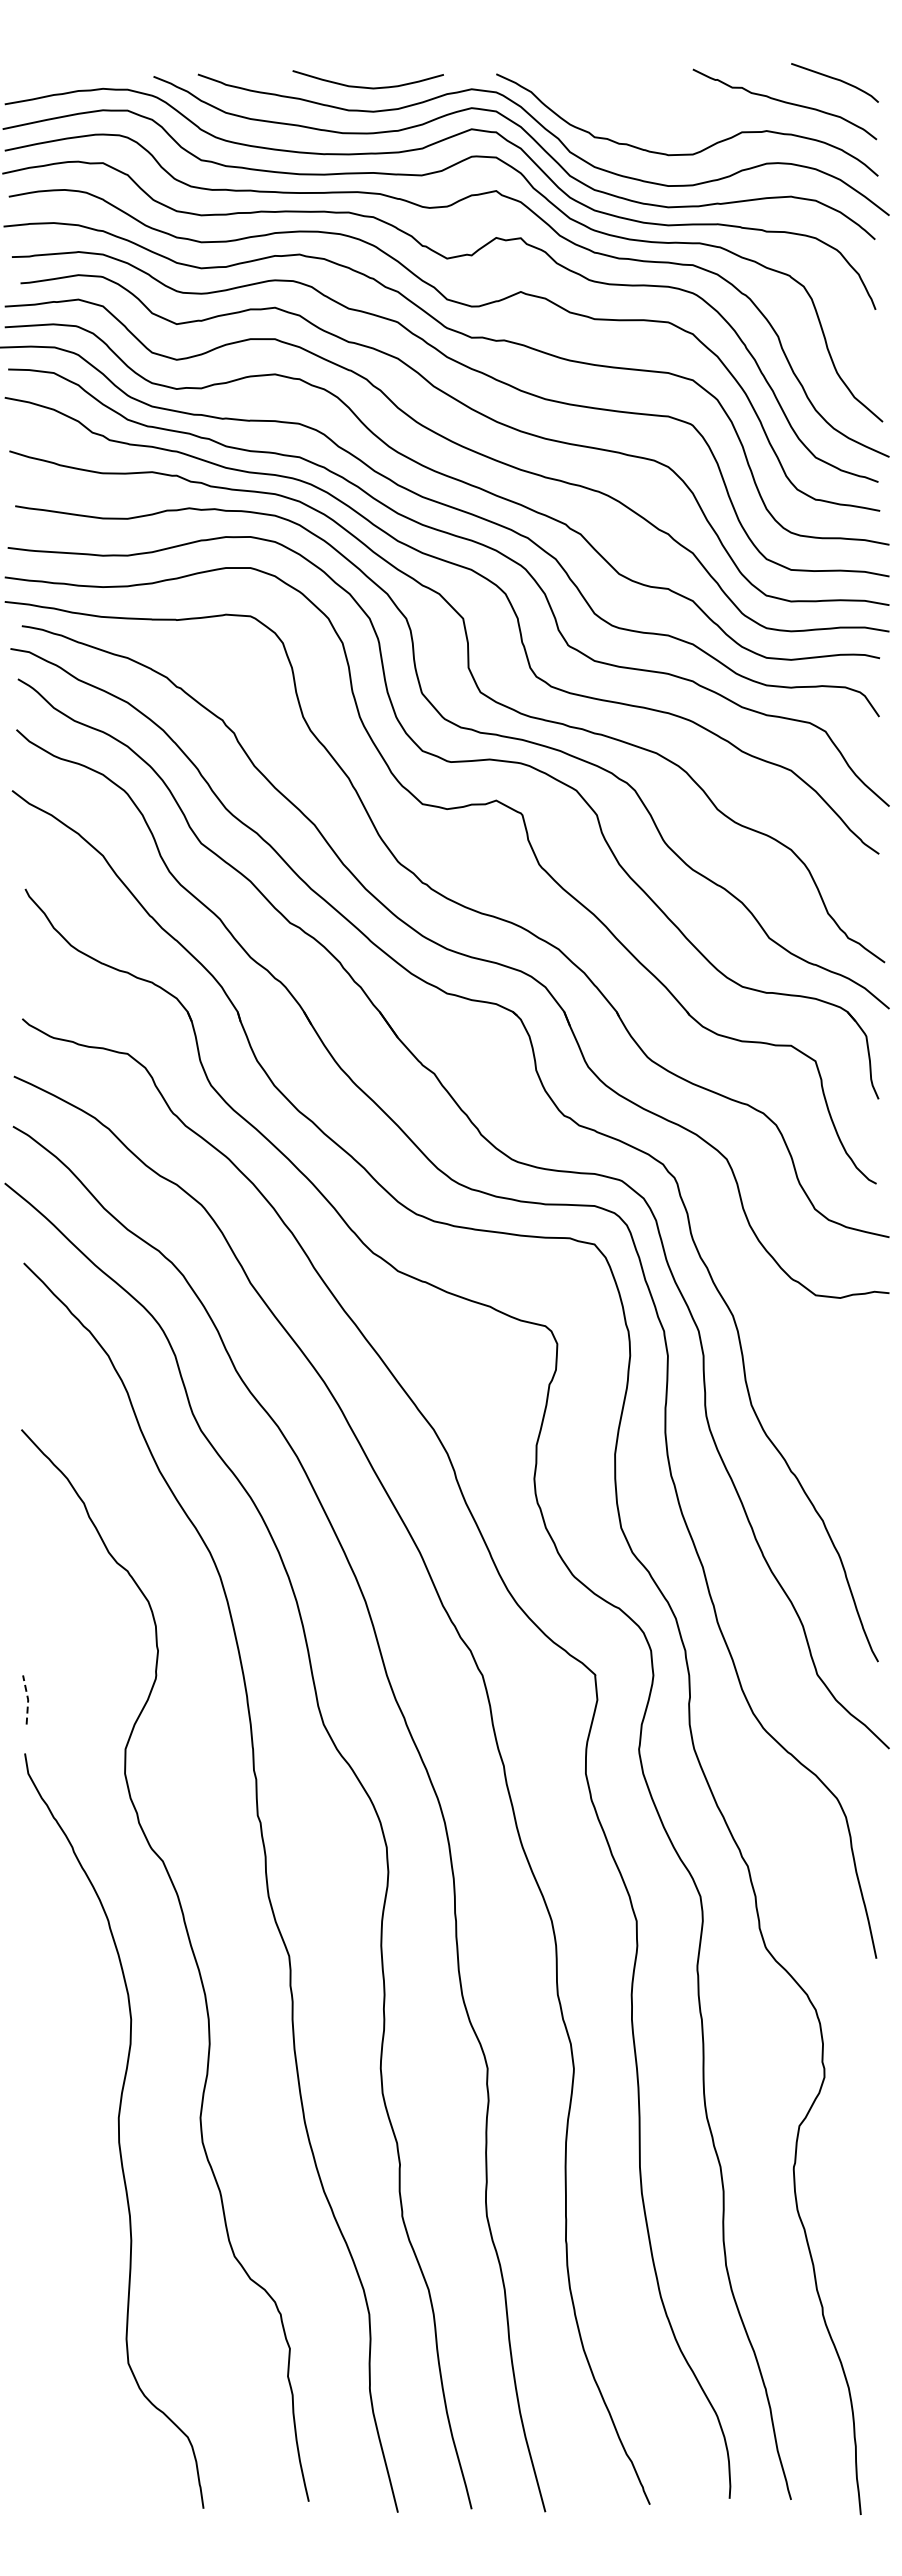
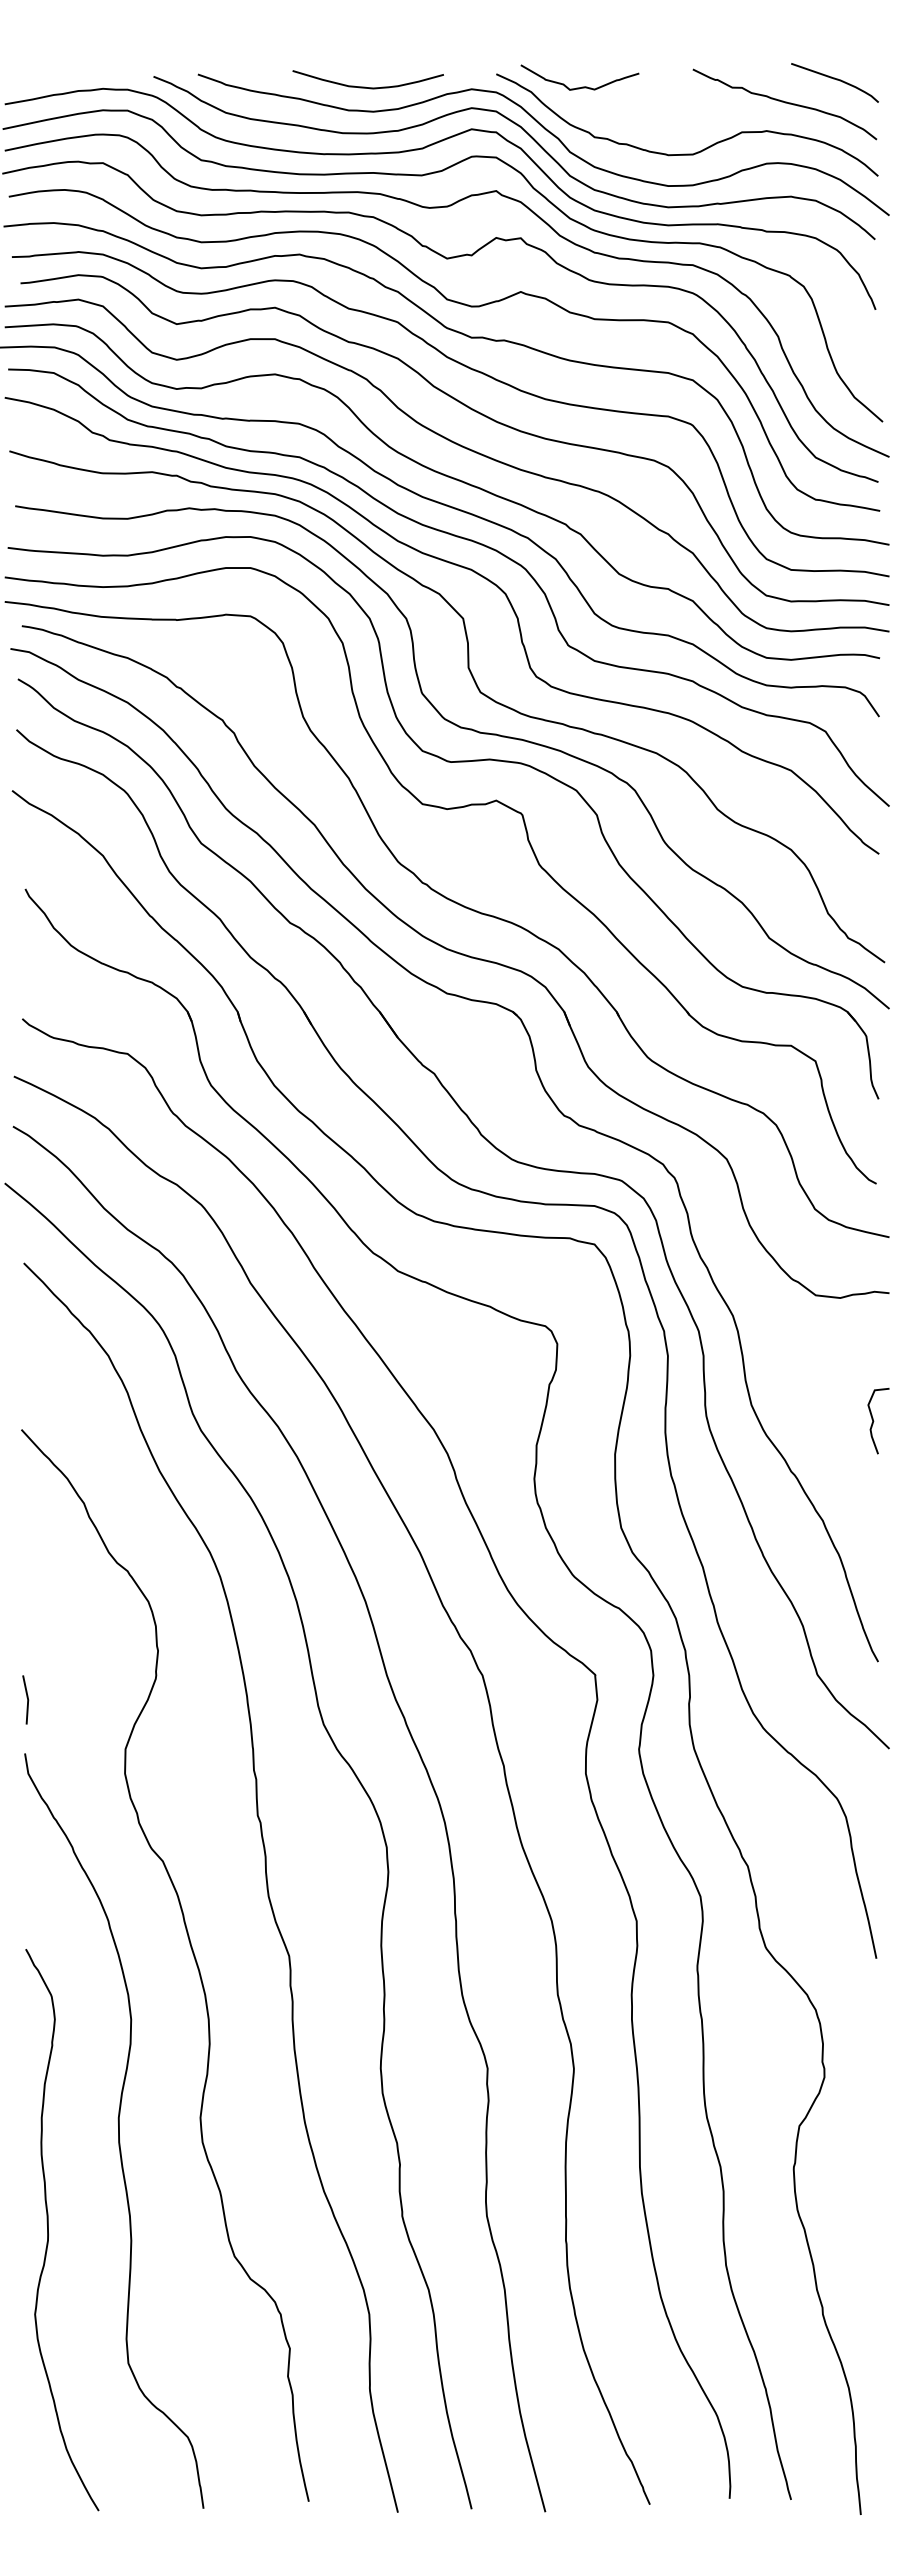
curve: none -> present (582, 86)
curve: none -> present (874, 1421)
line: dashed -> solid (28, 1699)
curve: none -> present (48, 2230)
